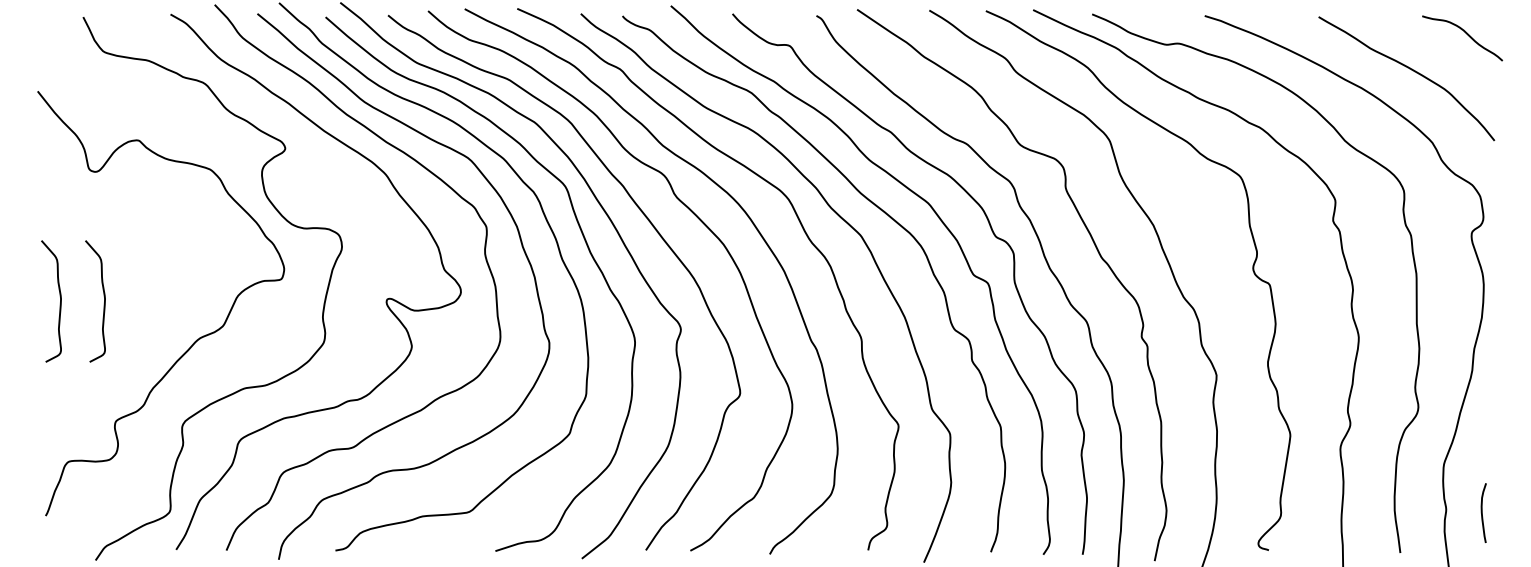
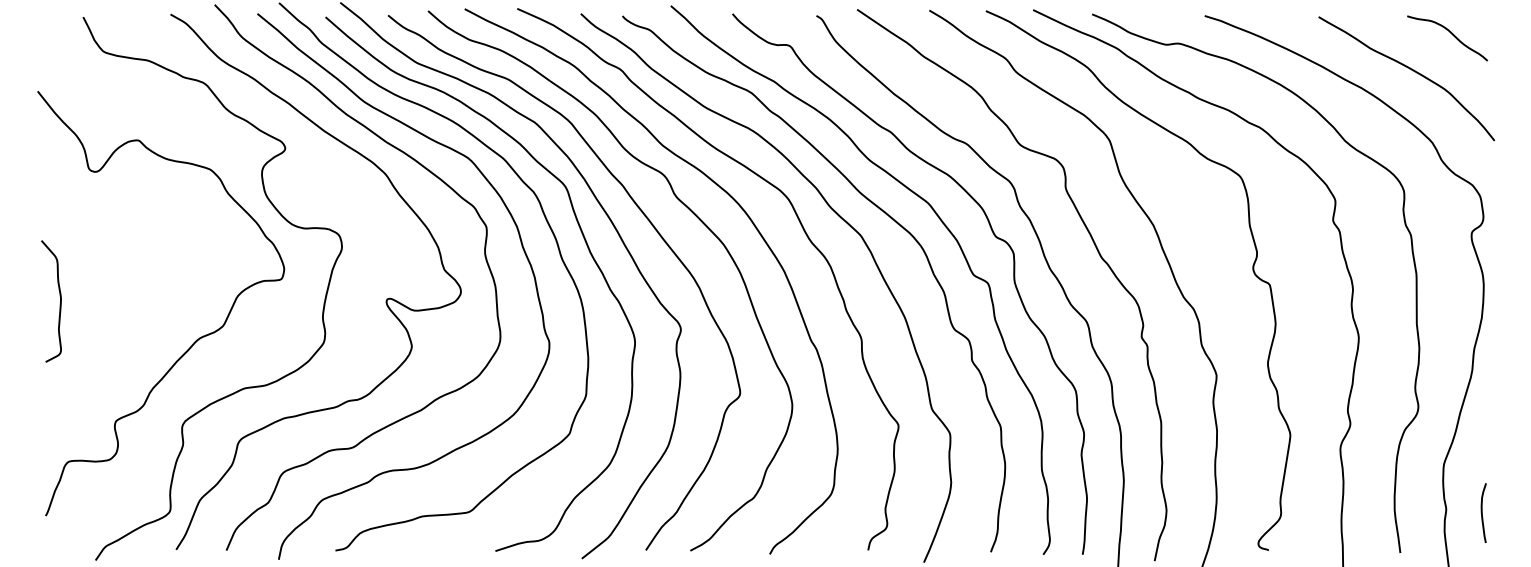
curve position: (1466, 34) -> (1451, 34) (1451, 34)
curve: present -> none (103, 304)
